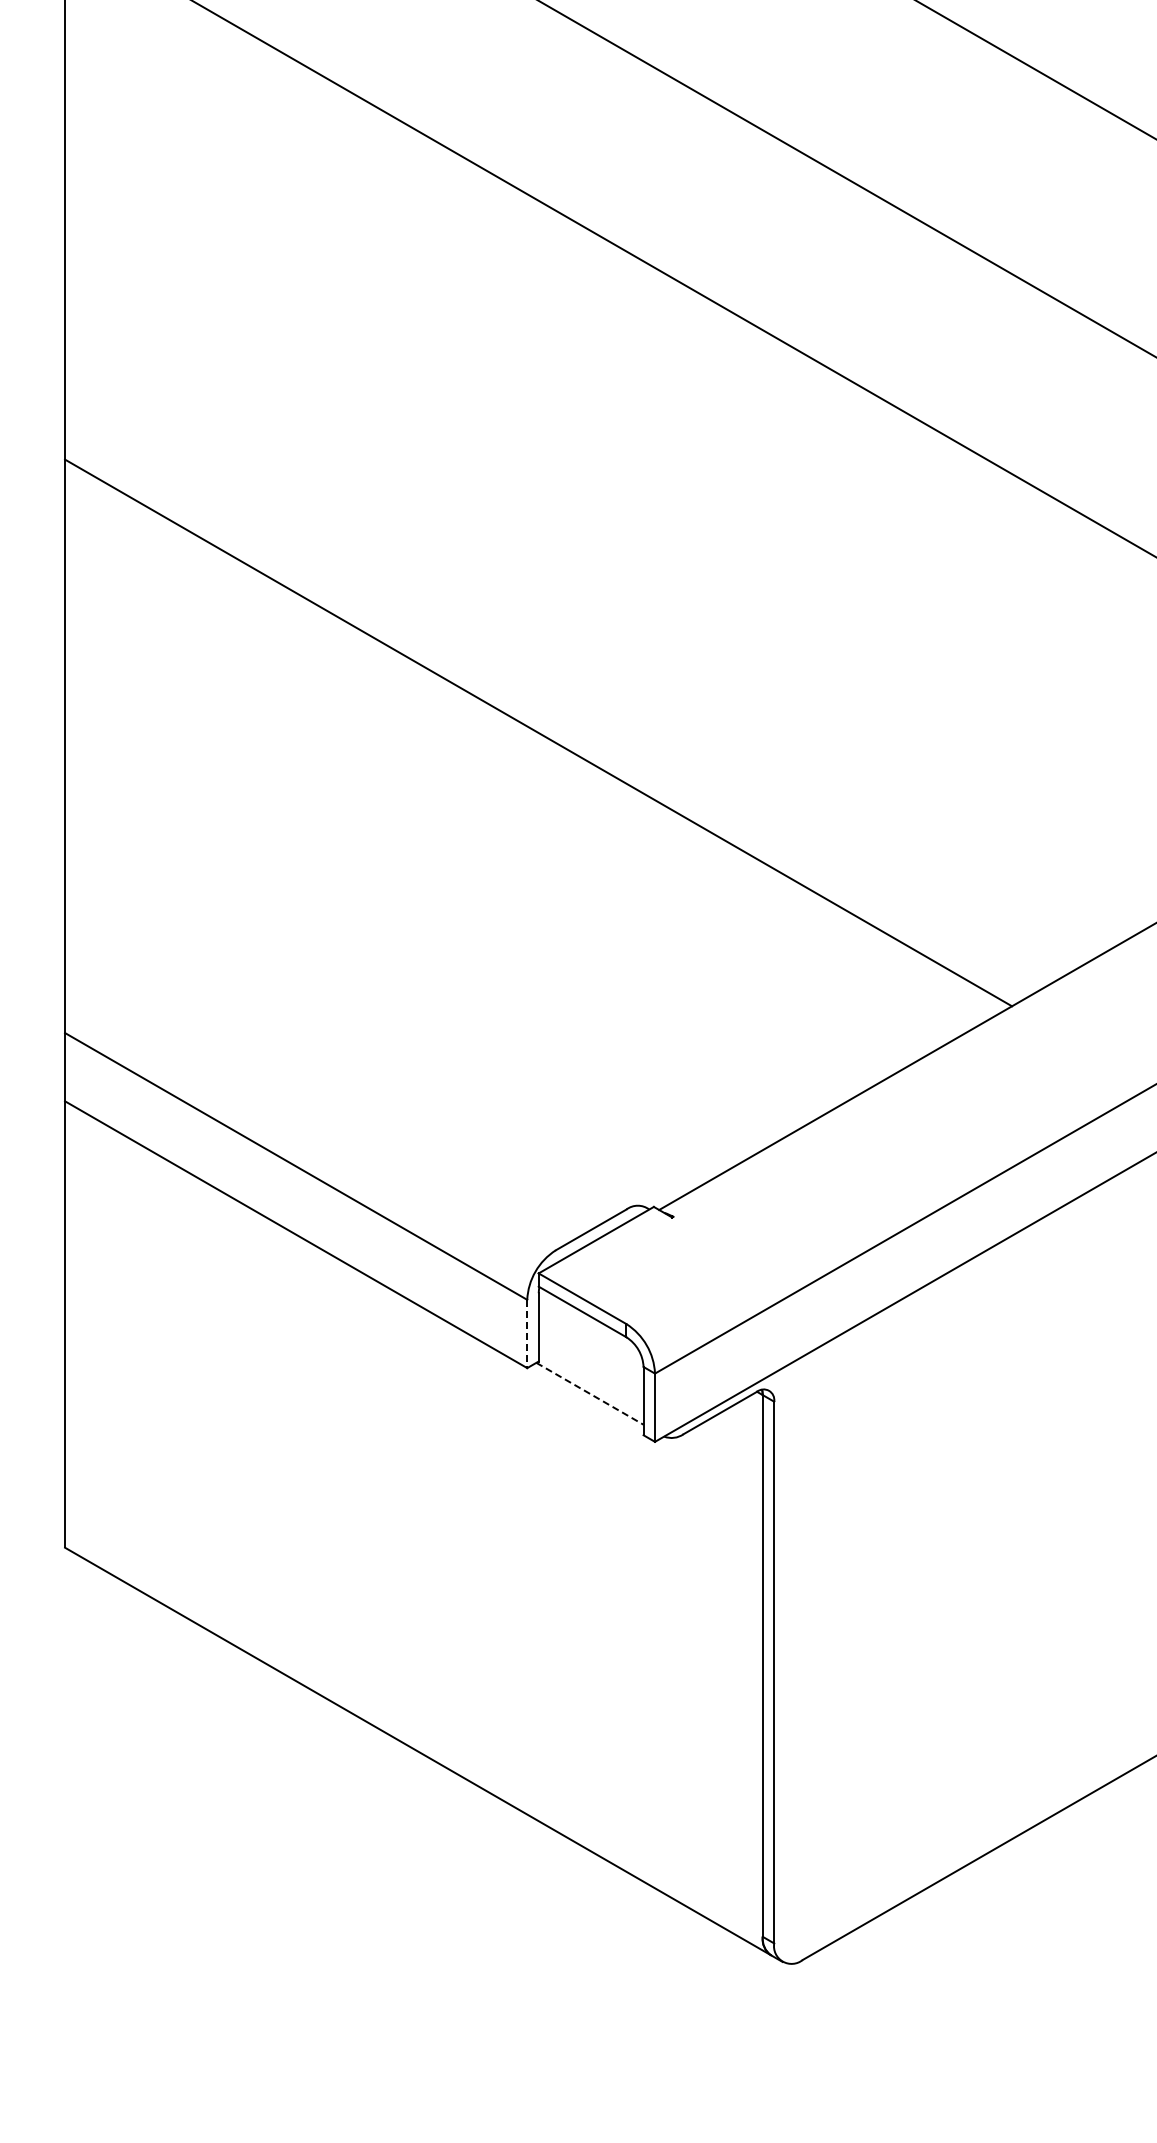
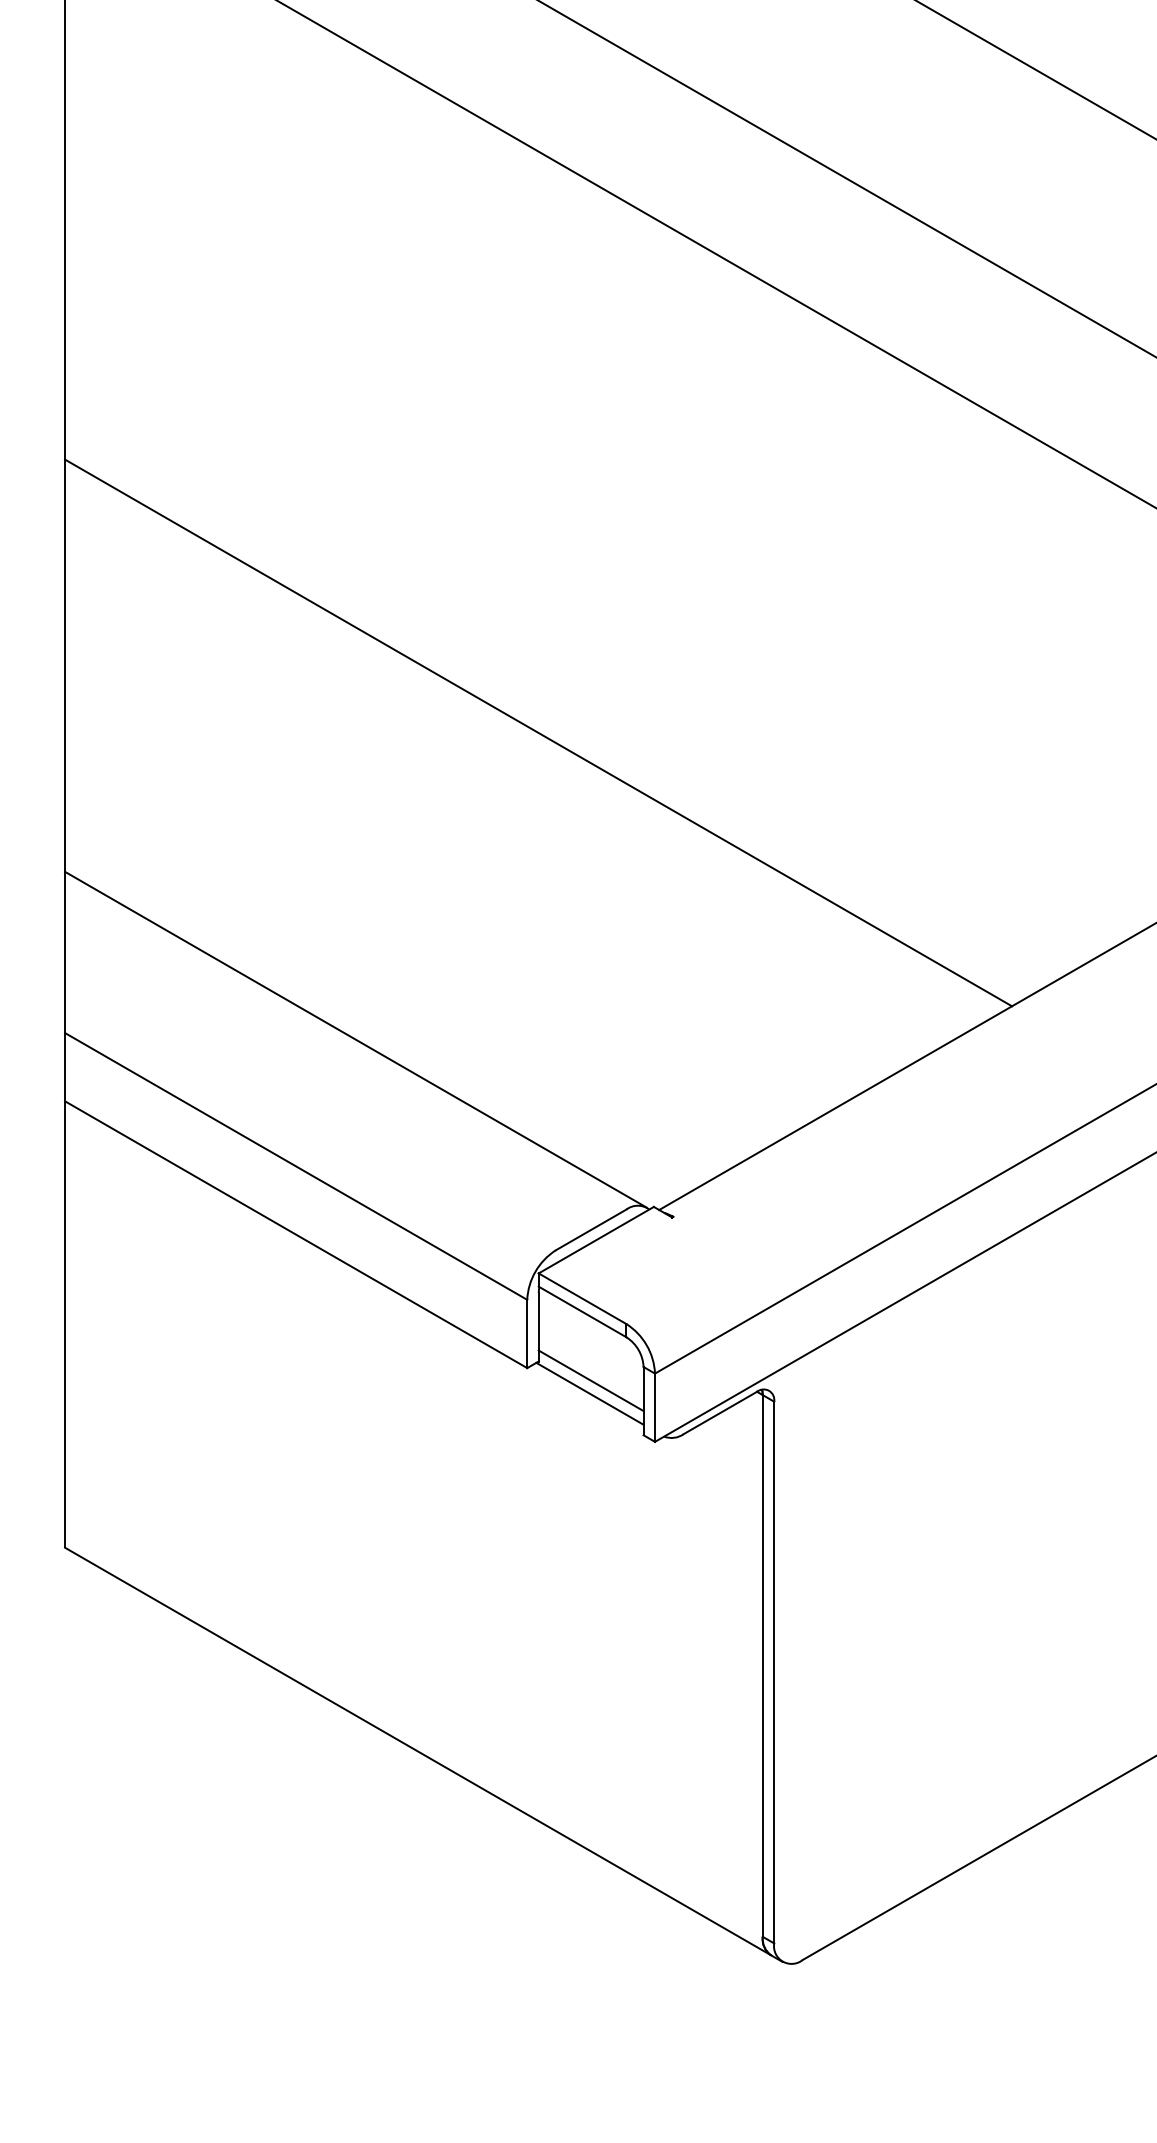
line position: (673, 278) -> (716, 254) (716, 254)
line: none -> present (355, 1039)
line: dashed -> solid (527, 1334)
line: none -> present (590, 1380)
line: dashed -> solid (589, 1393)
